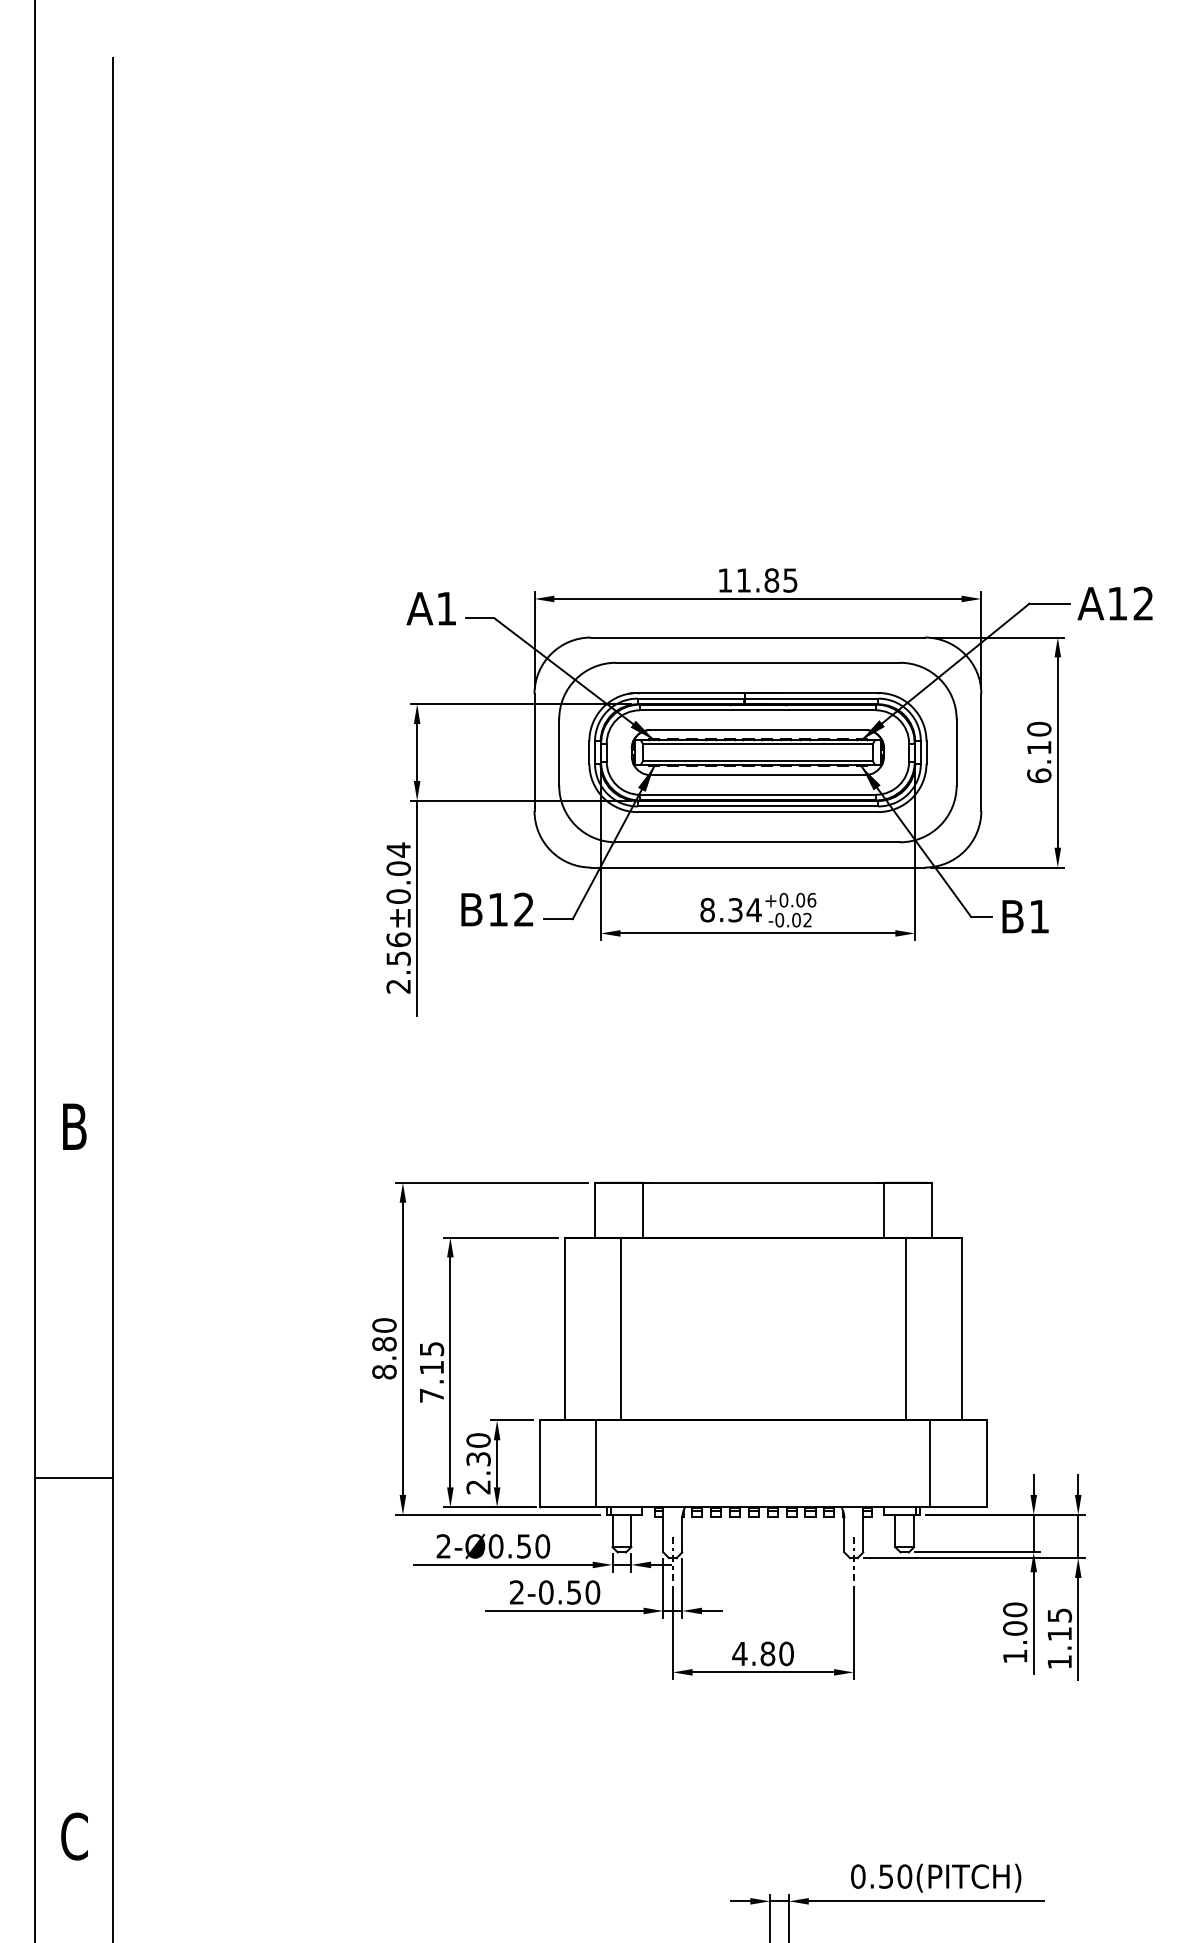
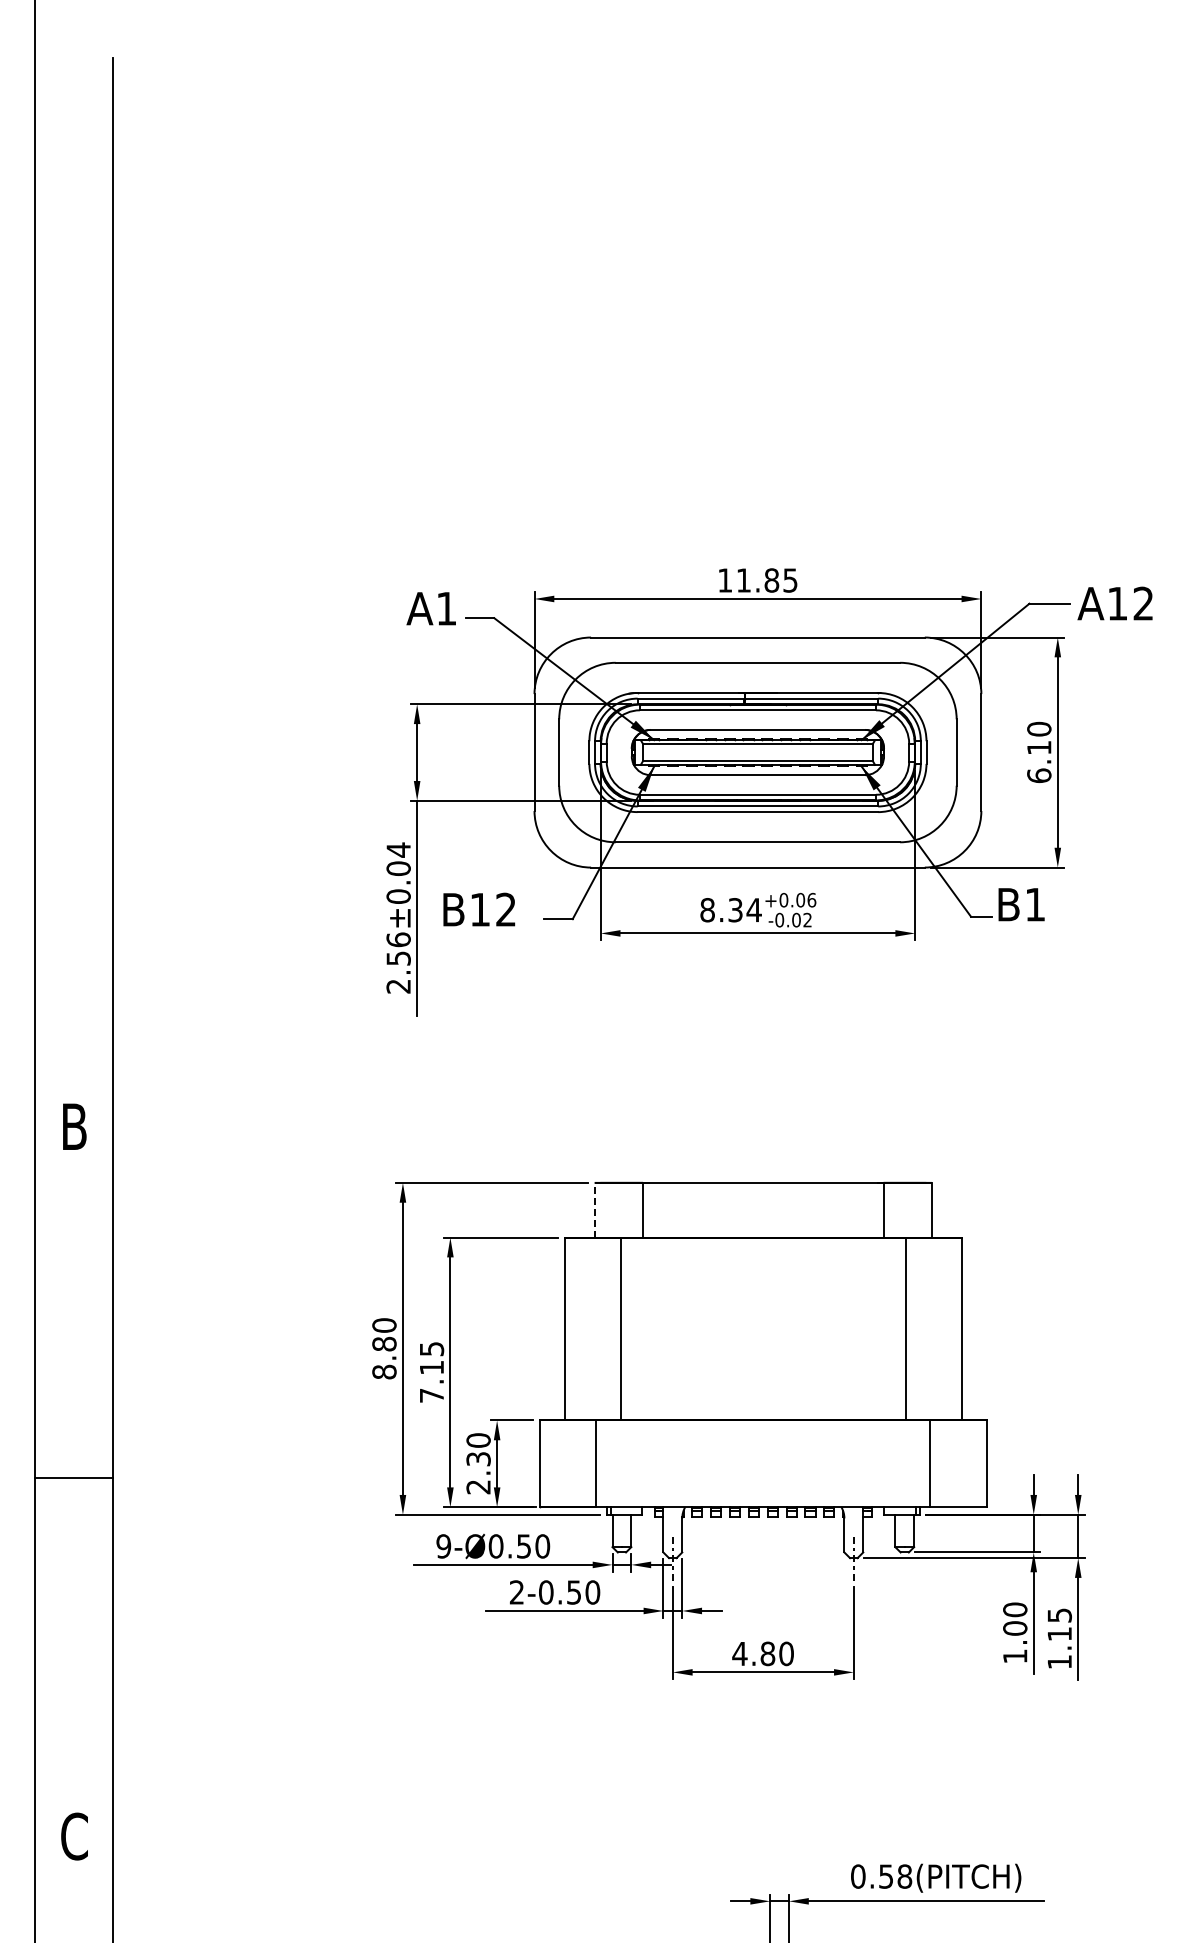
text position: (497, 909) -> (479, 909) (479, 909)
text position: (1025, 916) -> (1021, 904) (1021, 904)
line: solid -> dashed (594, 1209)
text: 2-Ø0.50 -> 9-Ø0.50 (443, 1546)
text: 0.50(PITCH) -> 0.58(PITCH) (904, 1876)
